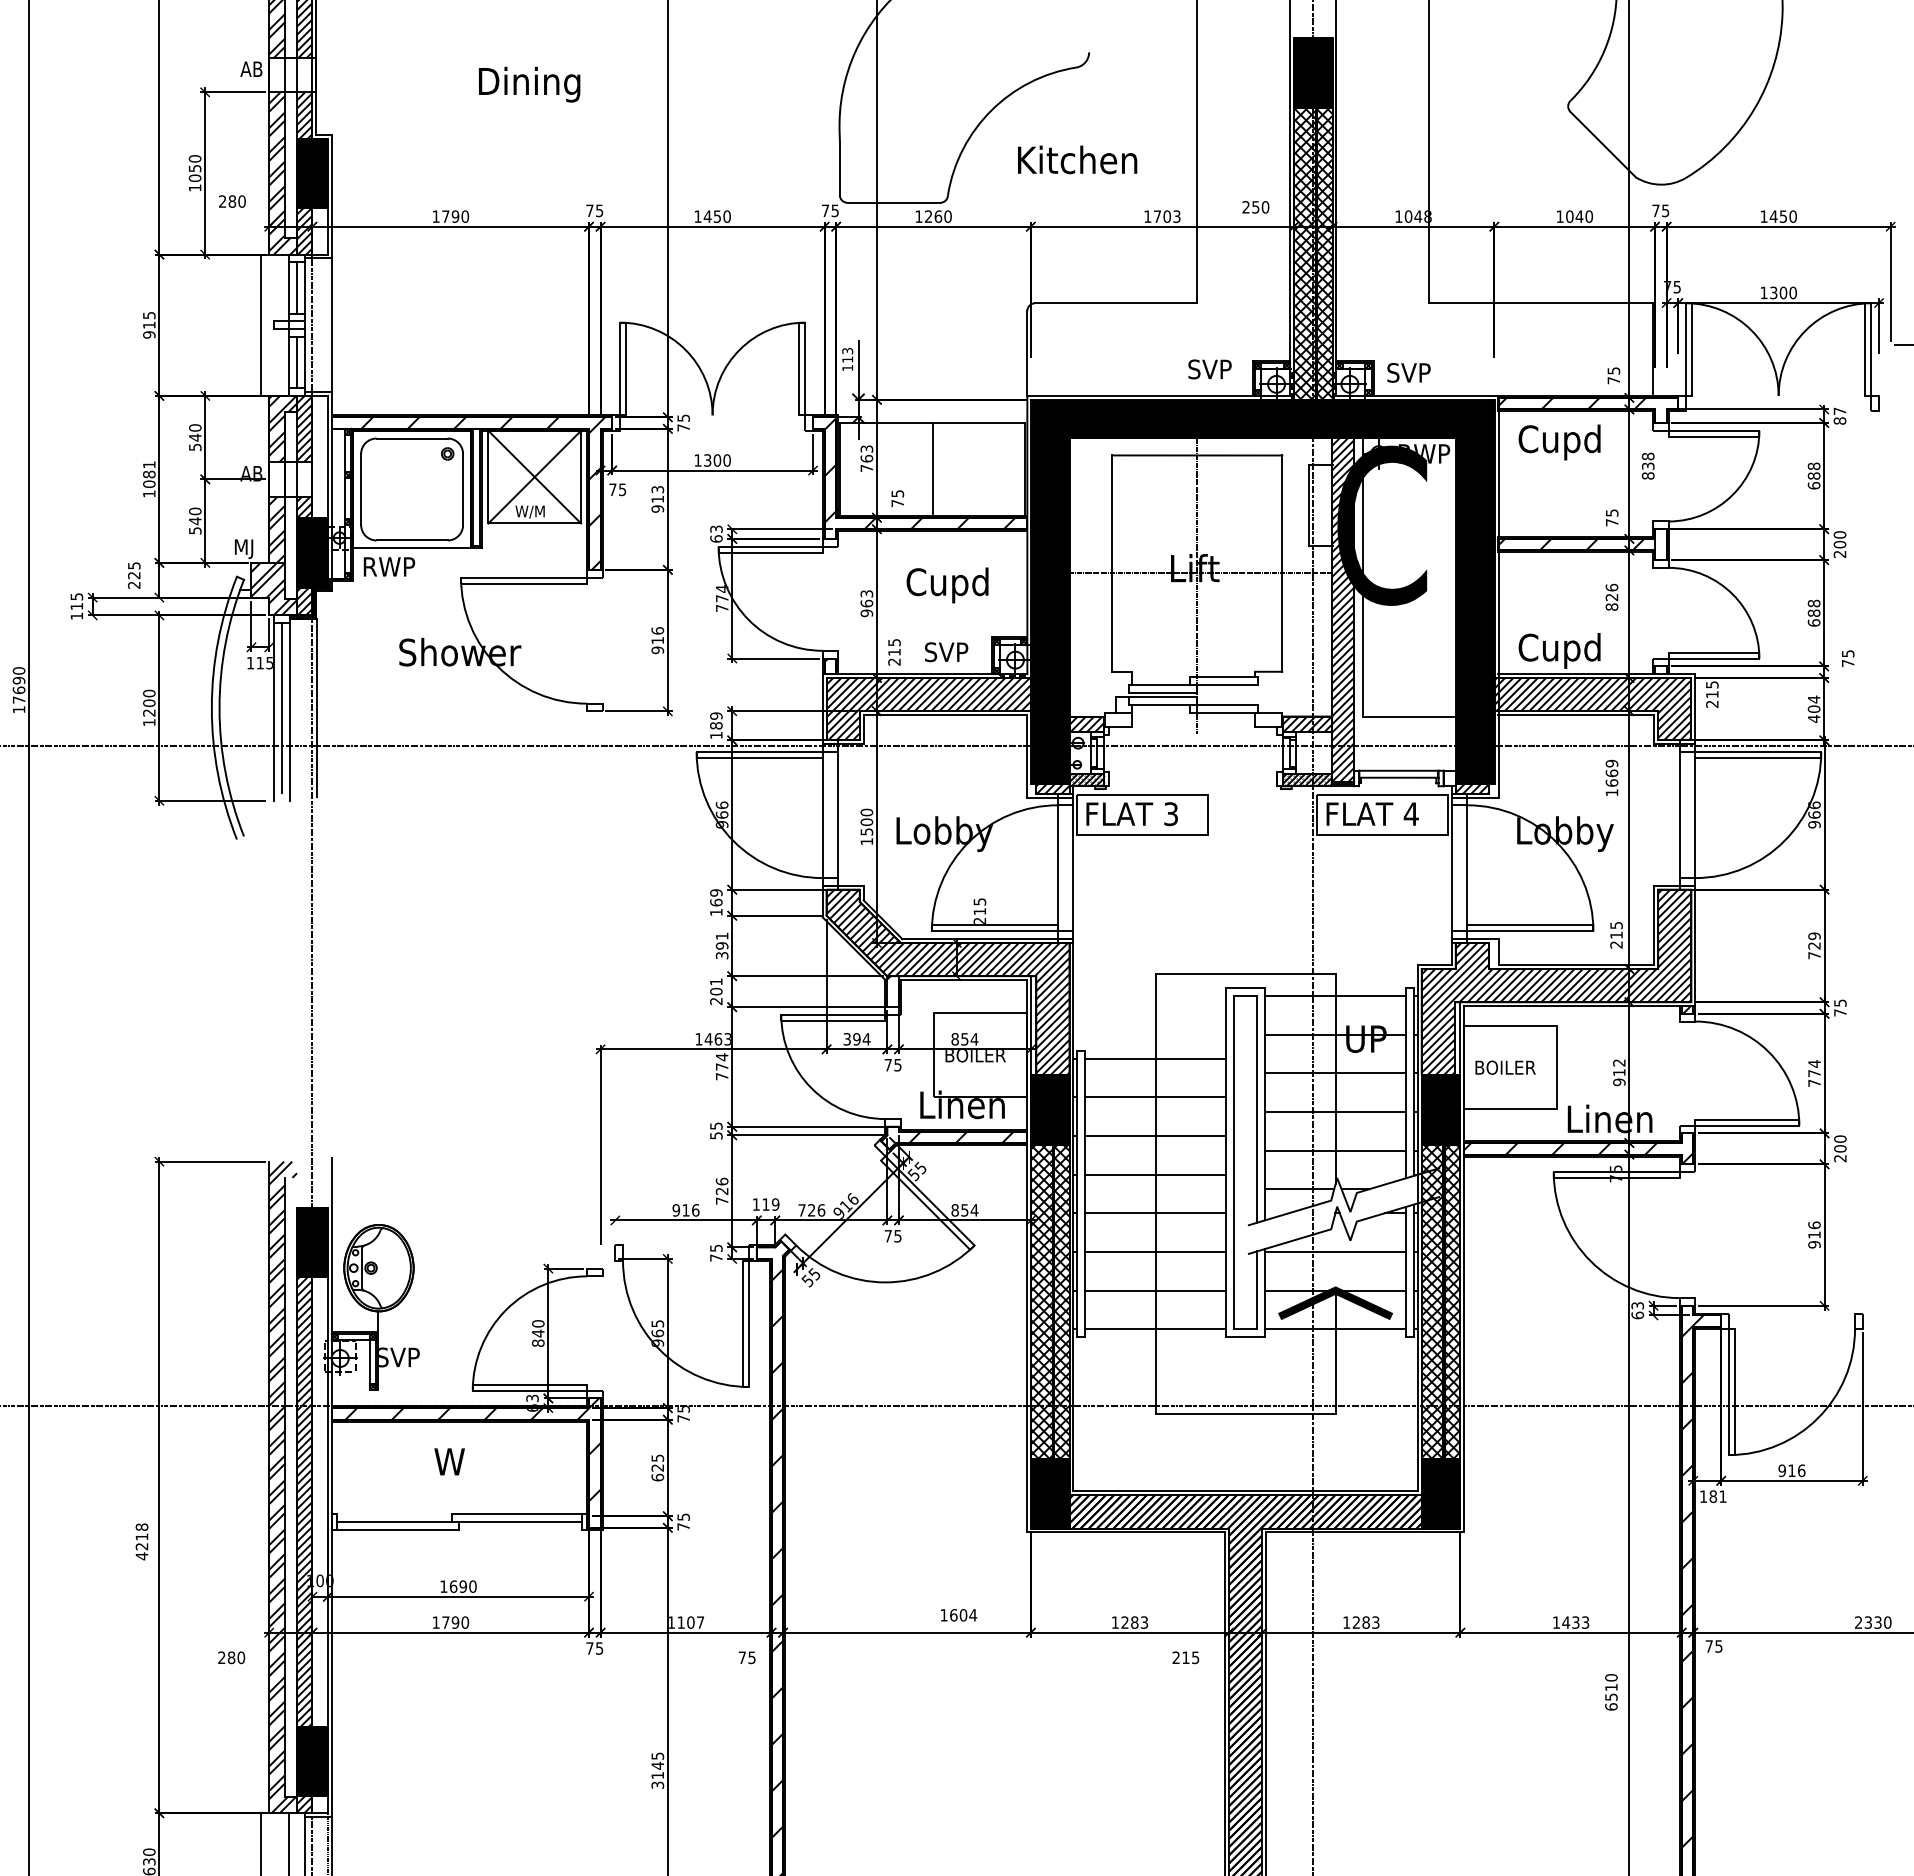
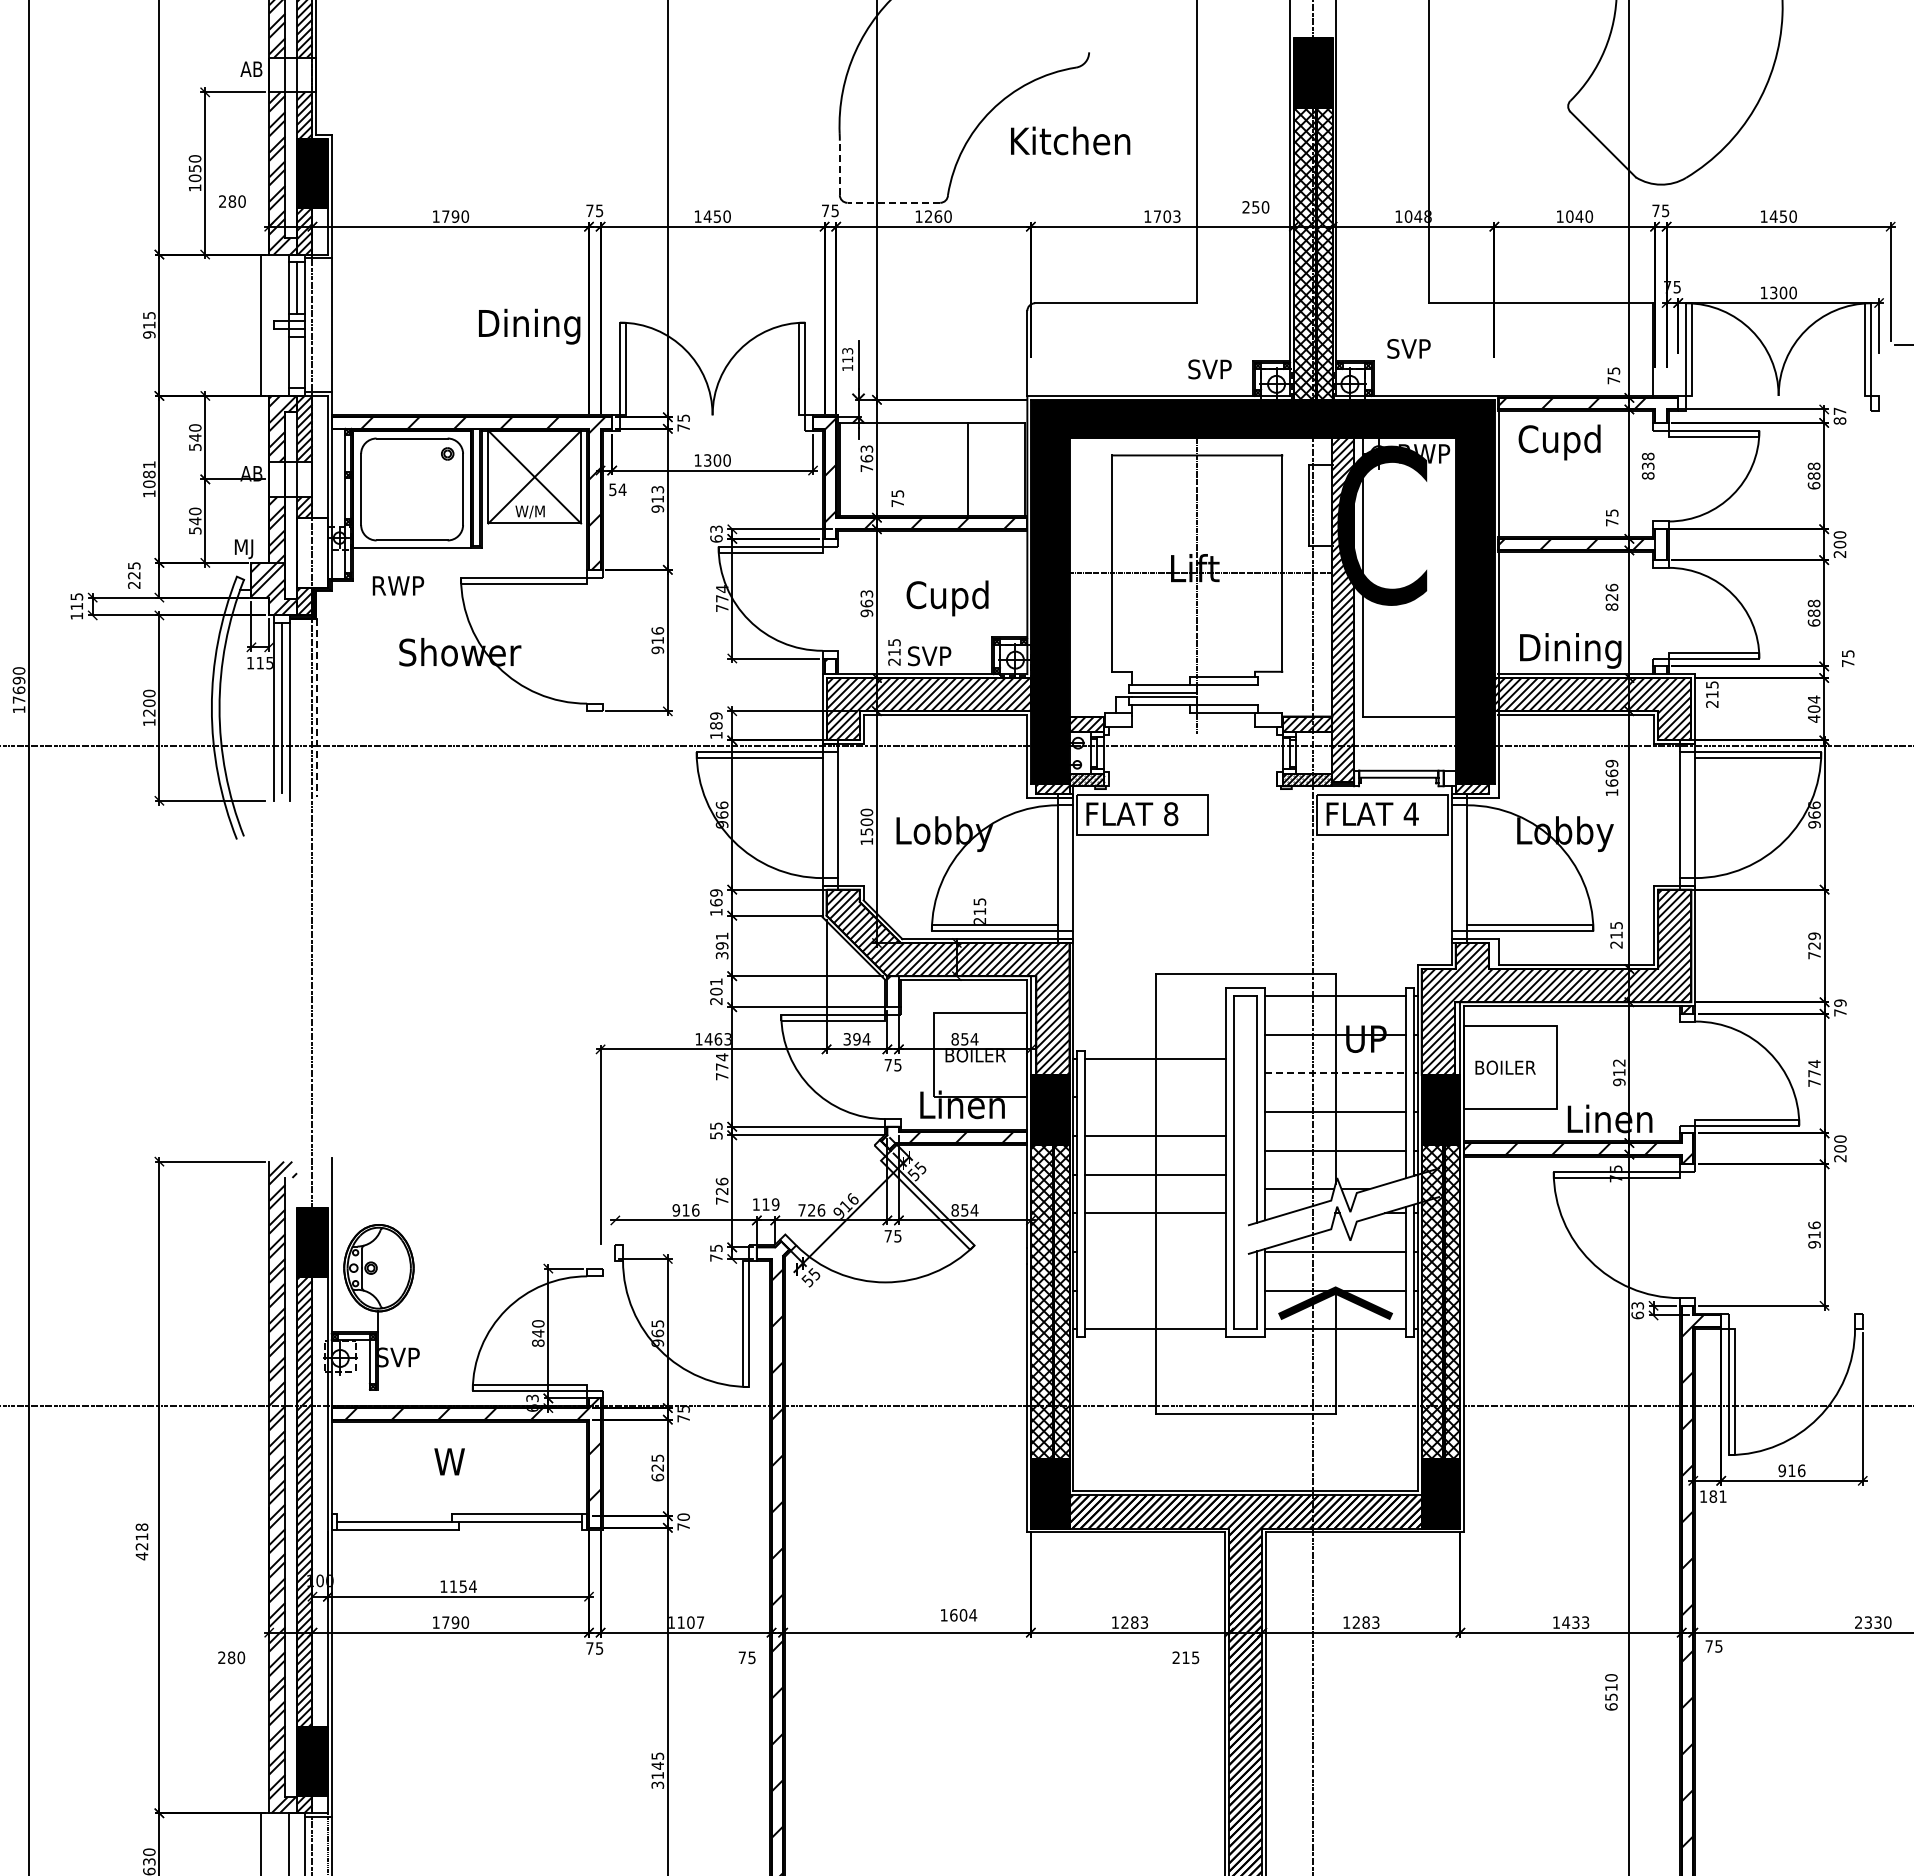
text position: (529, 84) -> (529, 326) (529, 326)
text position: (1077, 159) -> (1070, 140) (1070, 140)
line: solid -> dashed (839, 167)
line: solid -> dashed (893, 202)
line: present -> none (297, 362)
text position: (1408, 372) -> (1408, 348) (1408, 348)
line position: (932, 469) -> (967, 469) (967, 469)
text: 75 -> 54 (617, 489)
fill: present -> none (312, 552)
text position: (389, 566) -> (398, 585) (398, 585)
text position: (947, 585) -> (947, 598) (947, 598)
text: Cupd -> Dining (1569, 650)
text position: (946, 652) -> (929, 656) (929, 656)
line: solid -> dashed (316, 708)
text: 3 -> 8 (1171, 814)
text: 75 -> 79 (1840, 1002)
line: solid -> dashed (1335, 1073)
line: present -> none (1155, 1097)
line: present -> none (1155, 1251)
line: present -> none (1155, 1290)
text: 75 -> 70 (683, 1516)
text: 1690 -> 1154 (462, 1586)
